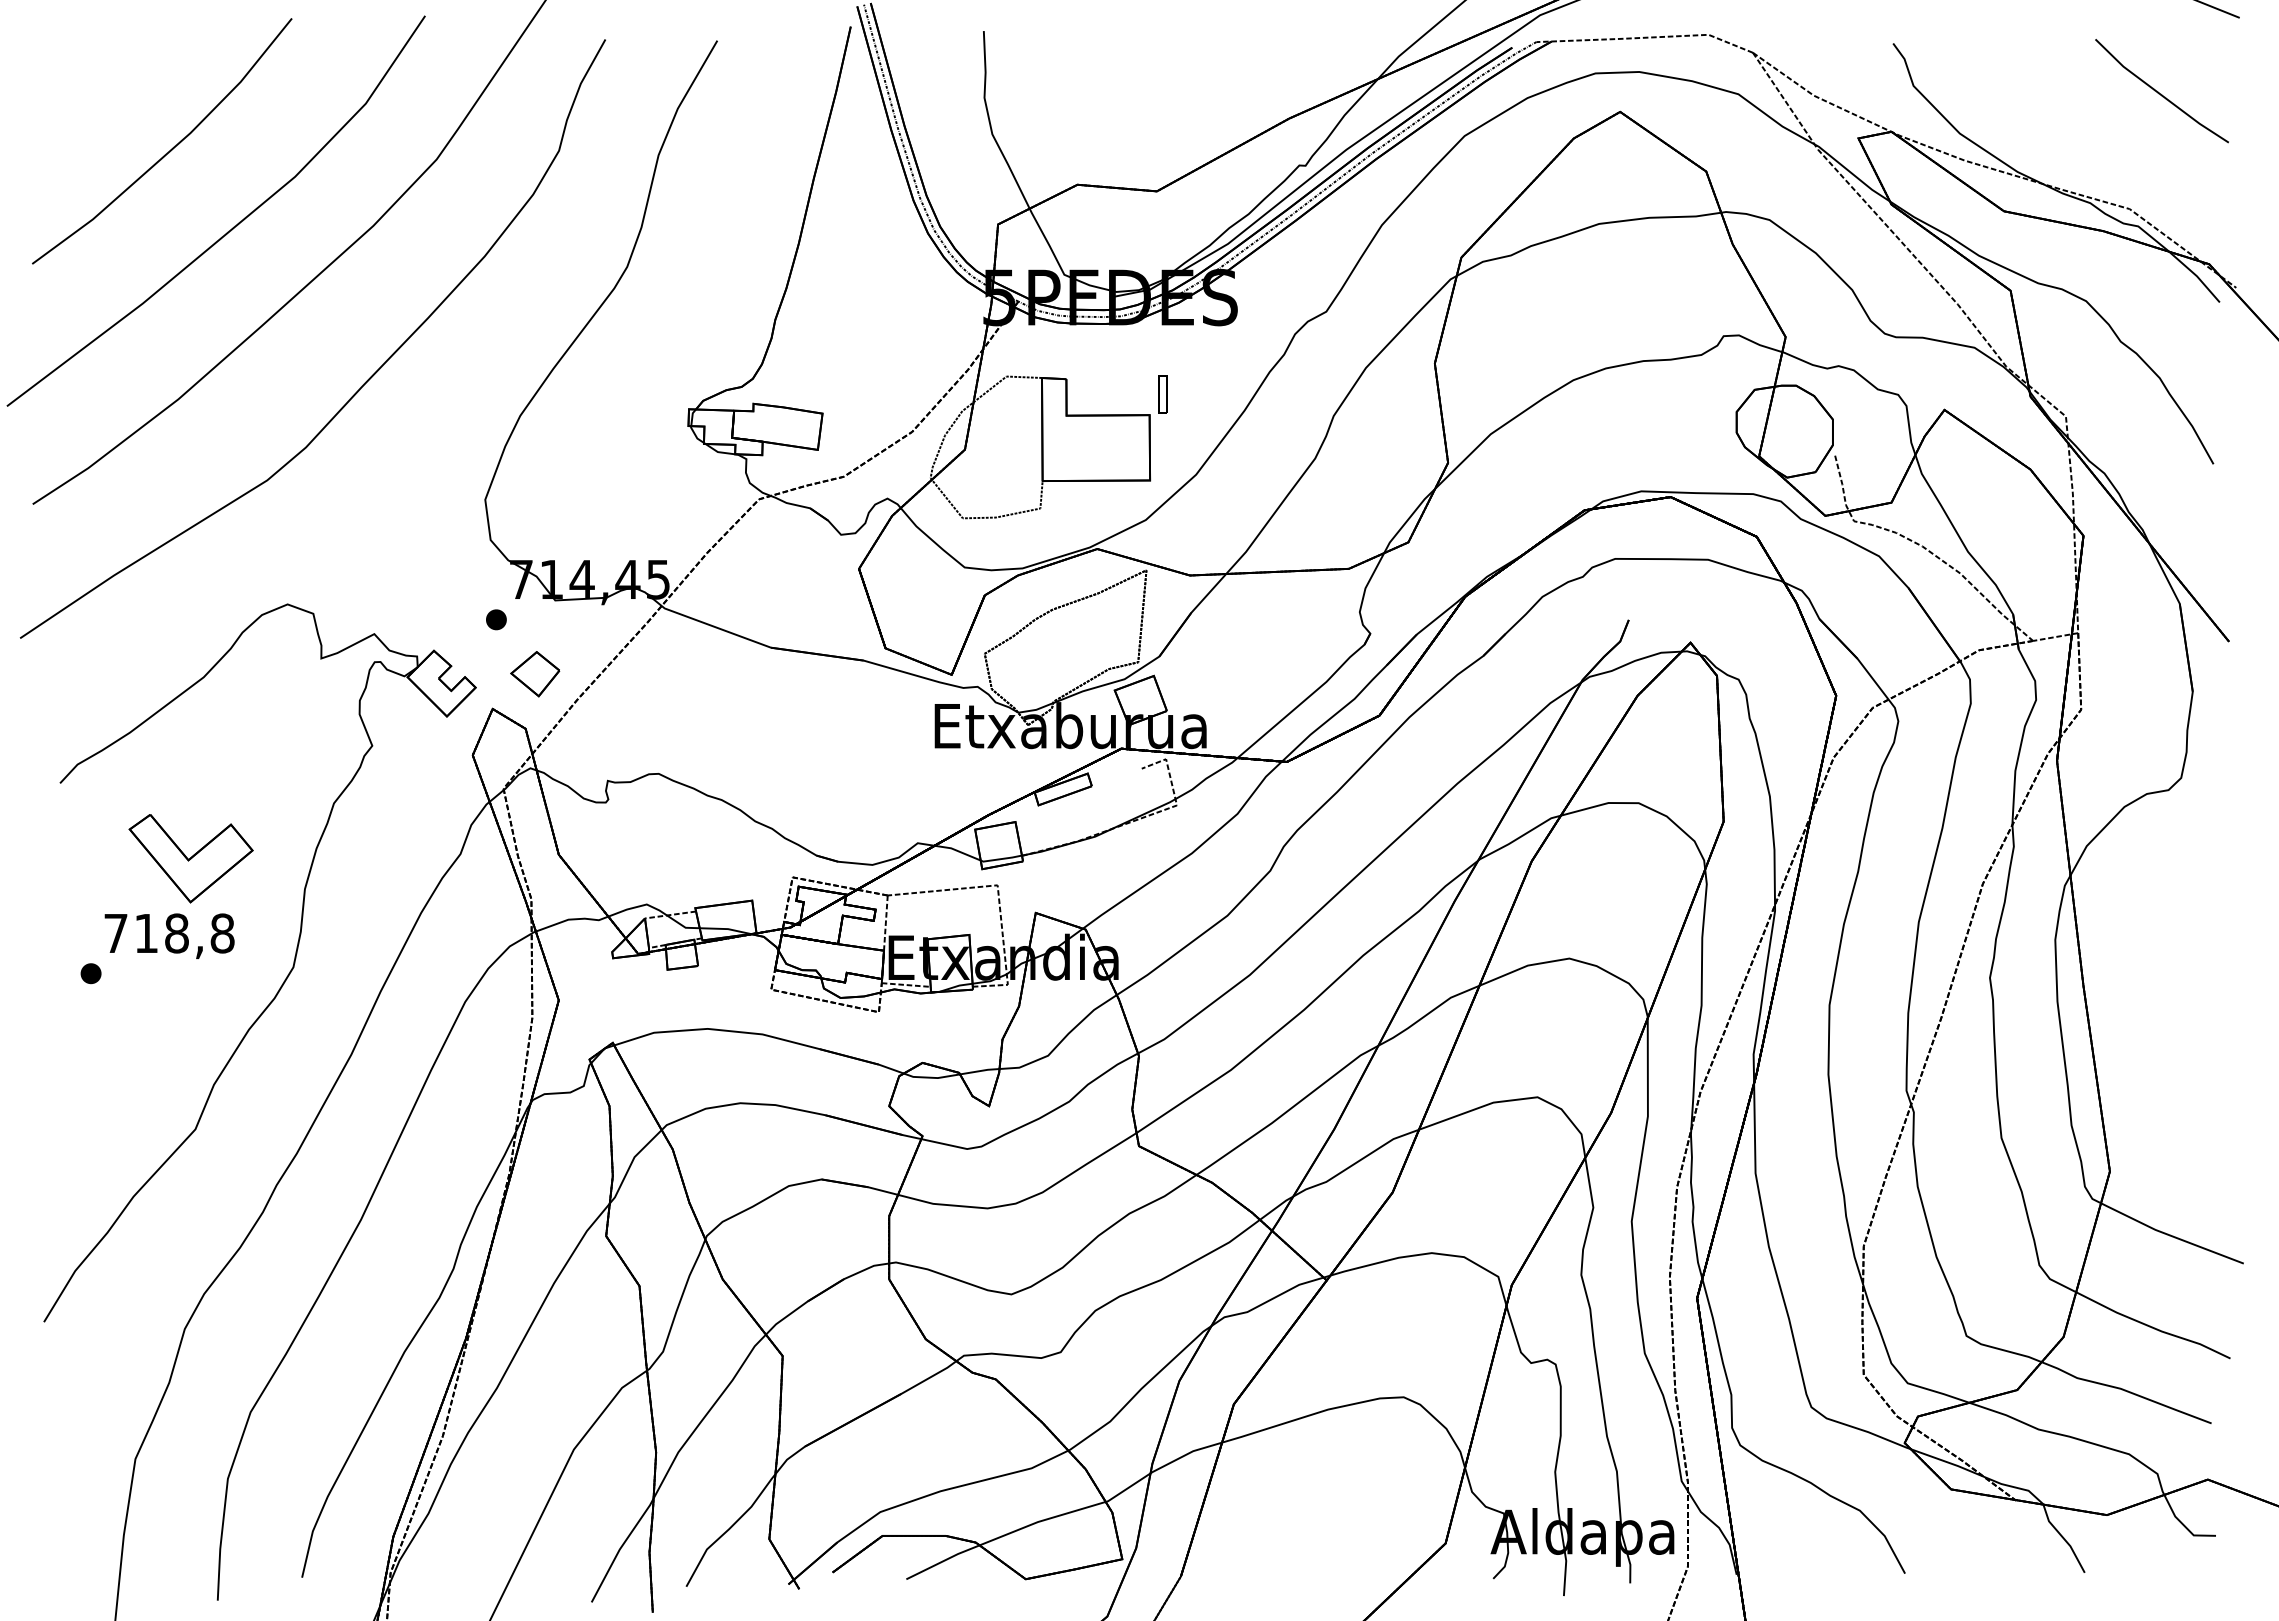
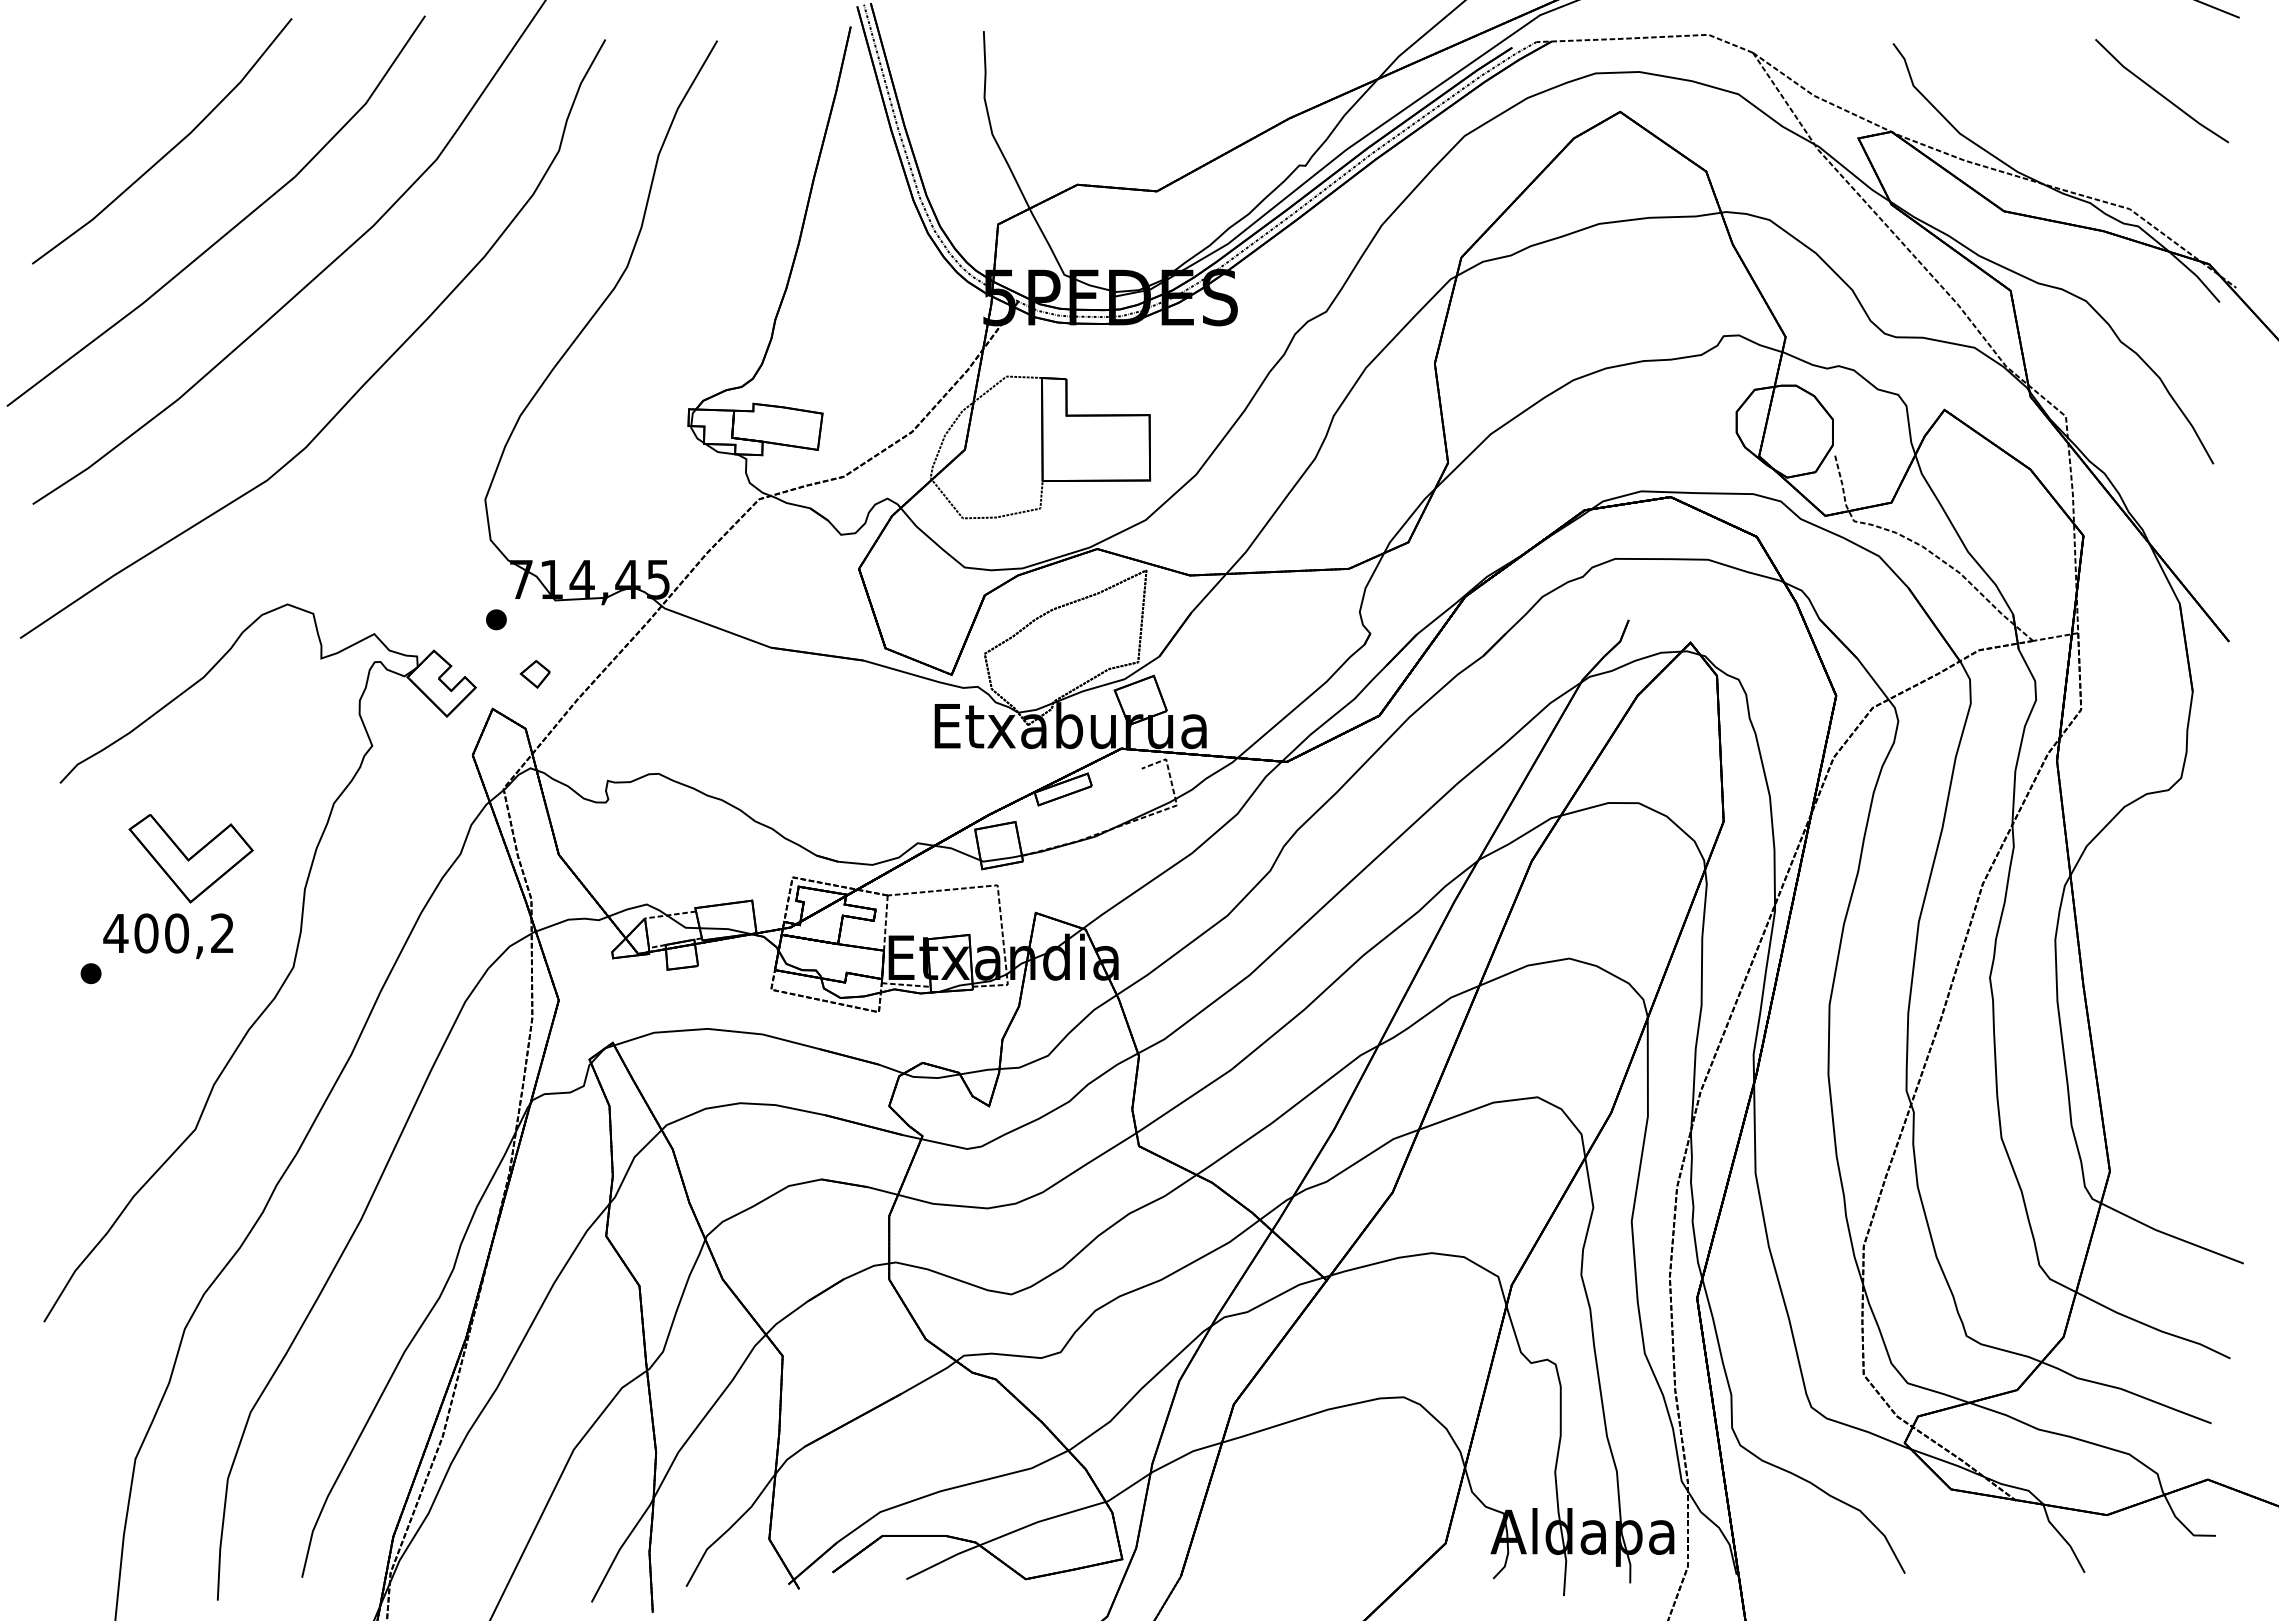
part: present -> none (1162, 394)
part size: 51x47 px -> 32x29 px (534, 674)
text: 718,8 -> 400,2 (168, 933)
